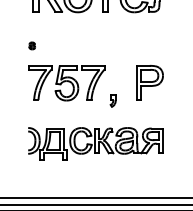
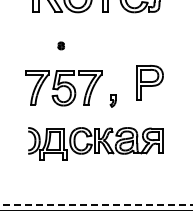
part position: (31, 45) -> (60, 45) (60, 45)
part position: (66, 83) -> (63, 88) (63, 88)
line: present -> none (95, 197)
line: solid -> dashed (96, 204)
